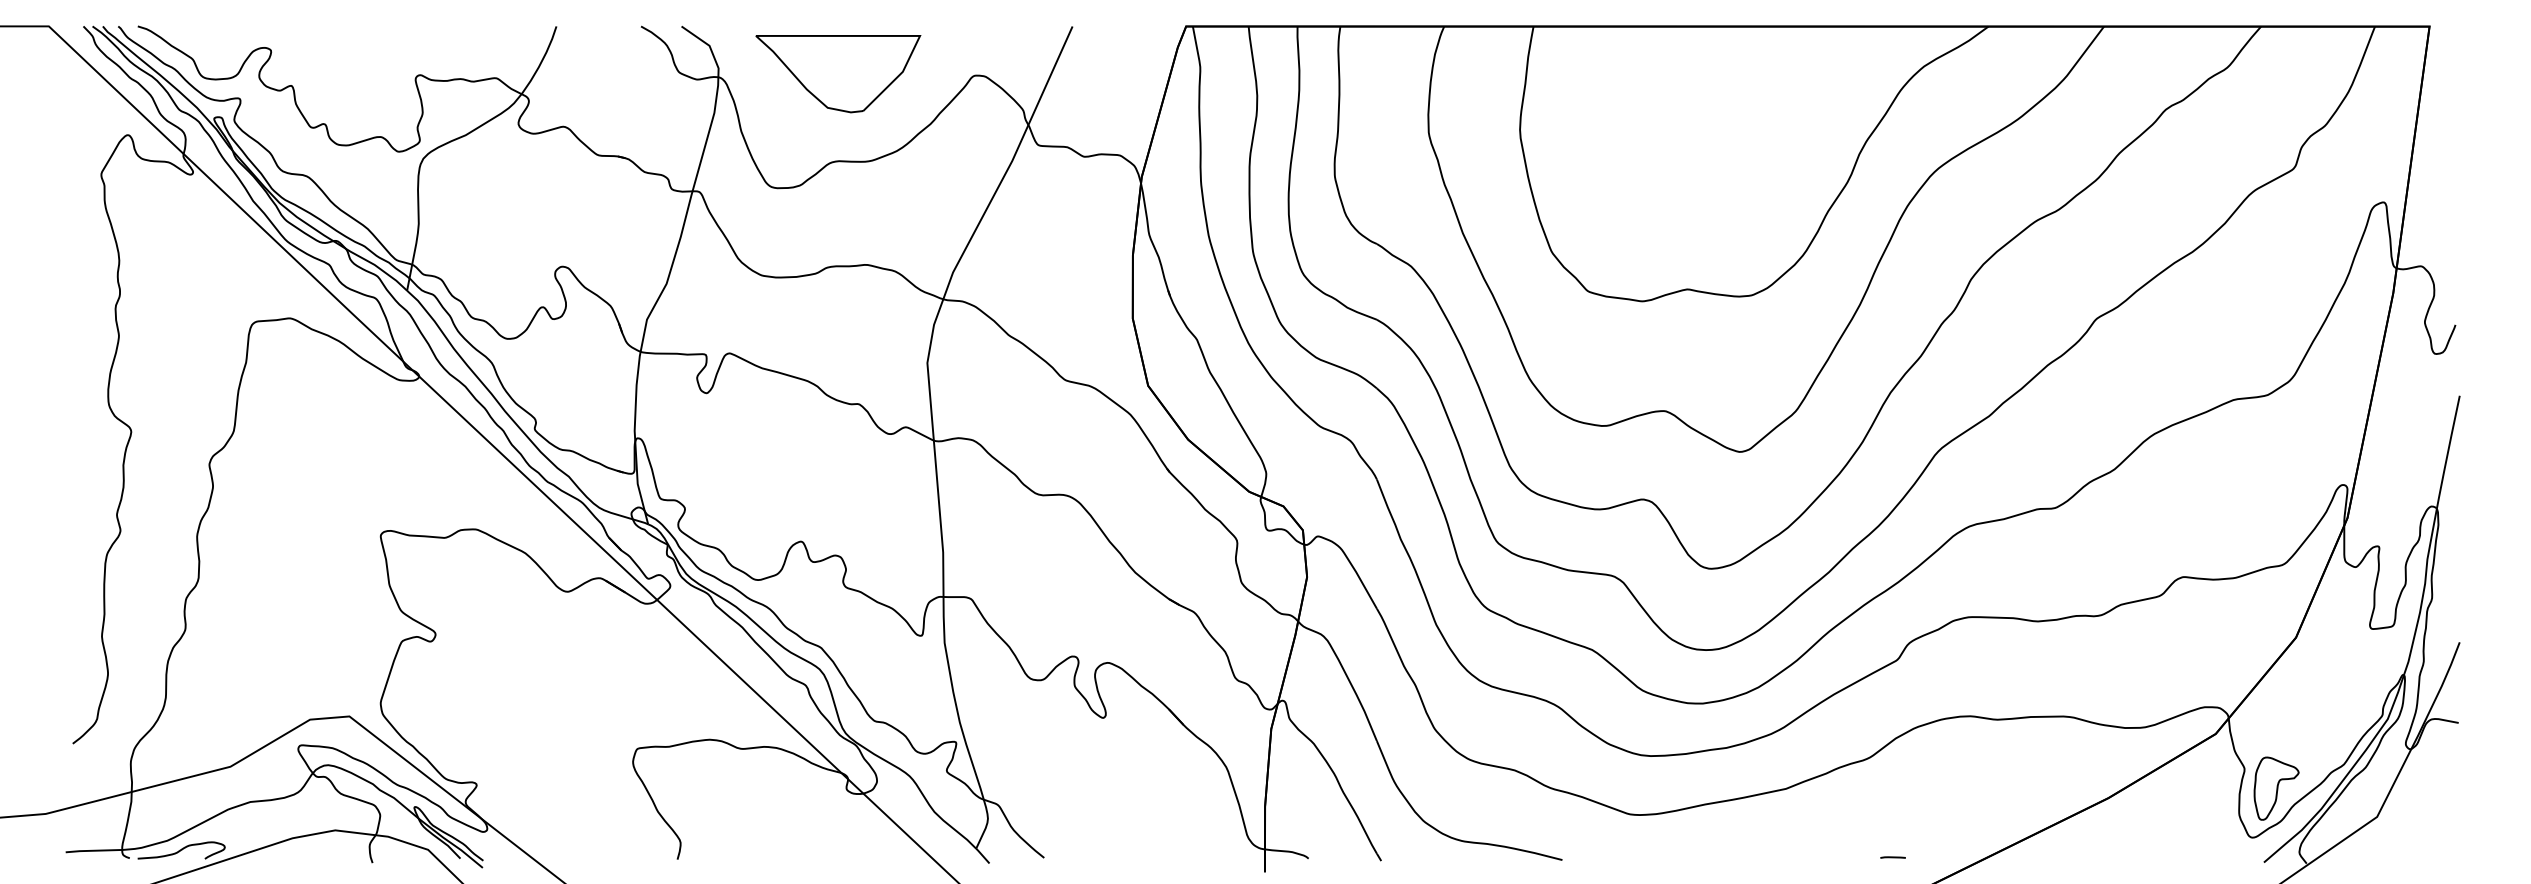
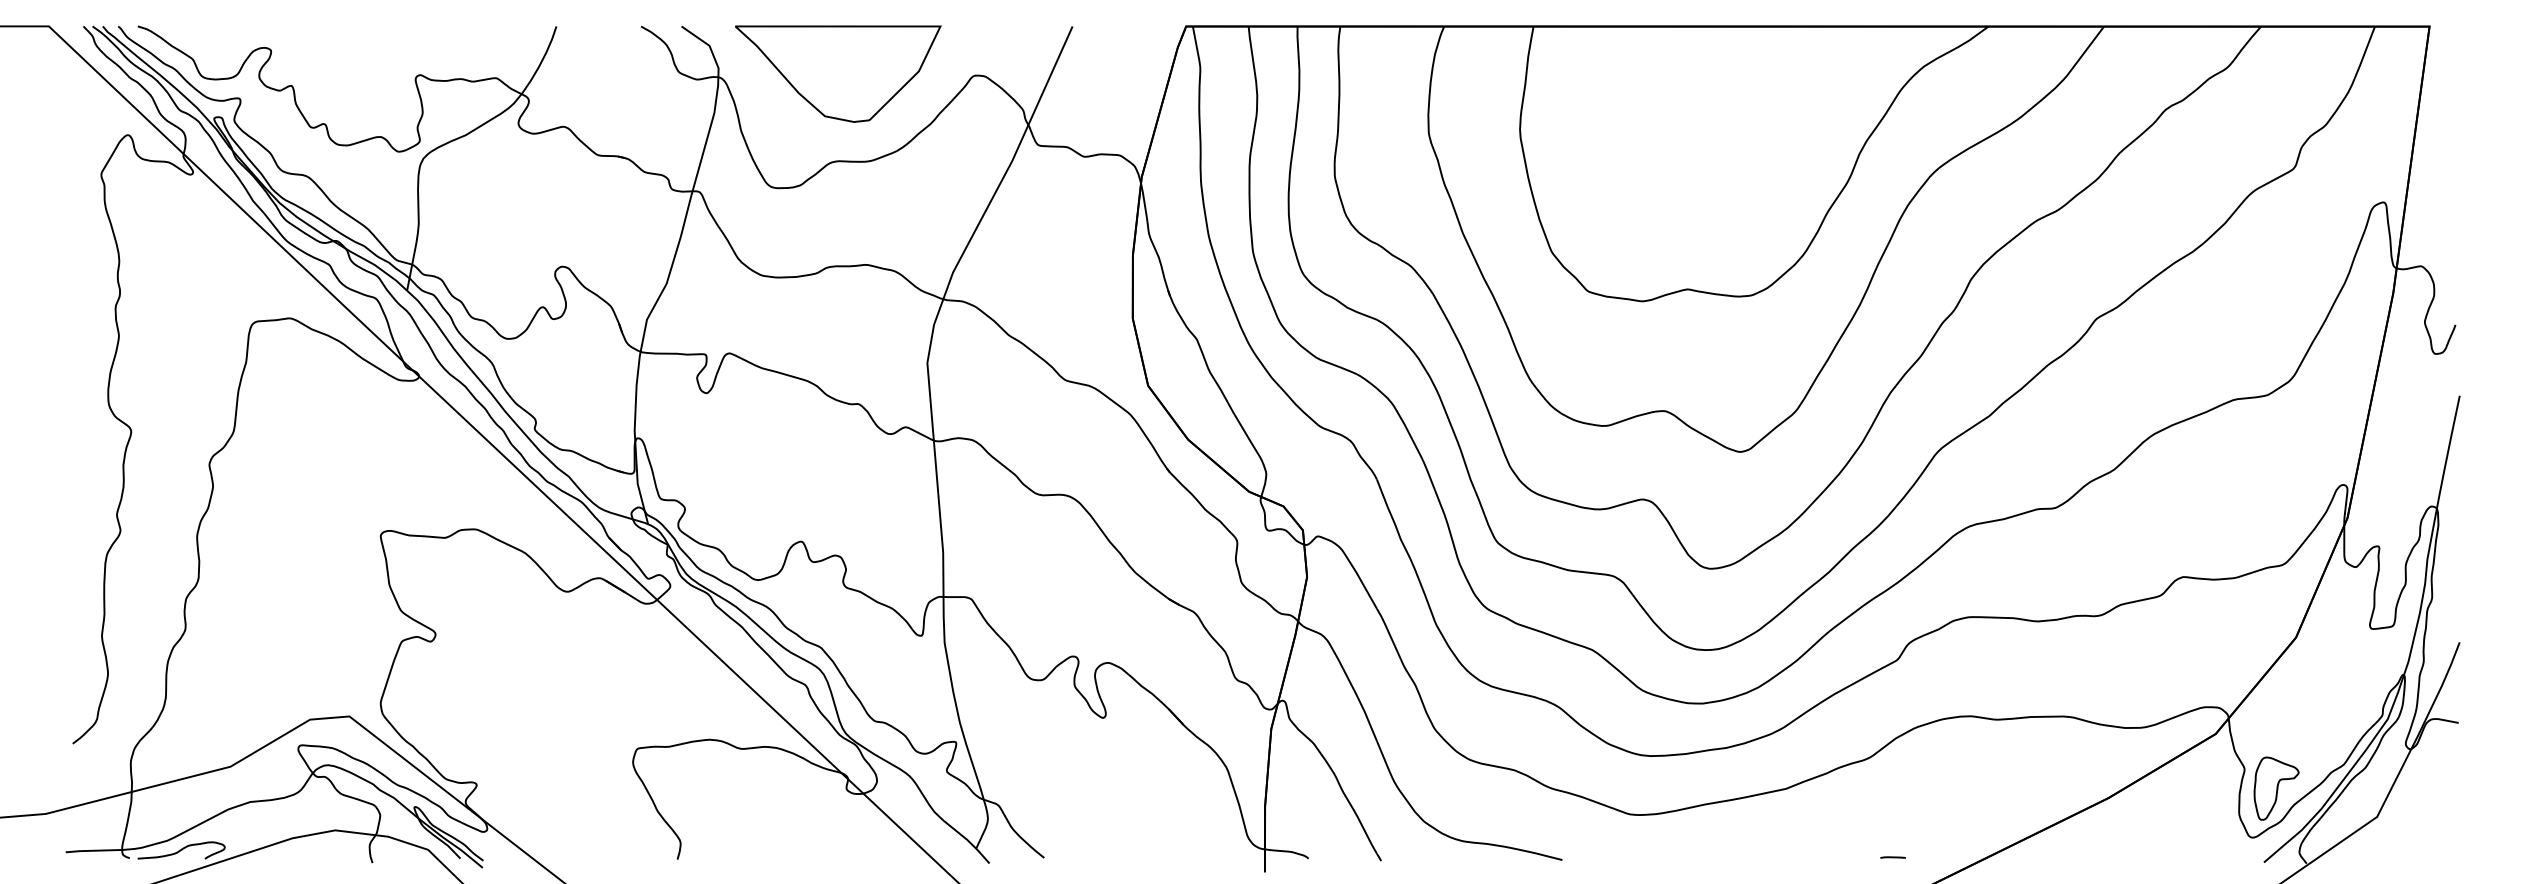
part size: 167x79 px -> 207x98 px (838, 73)
